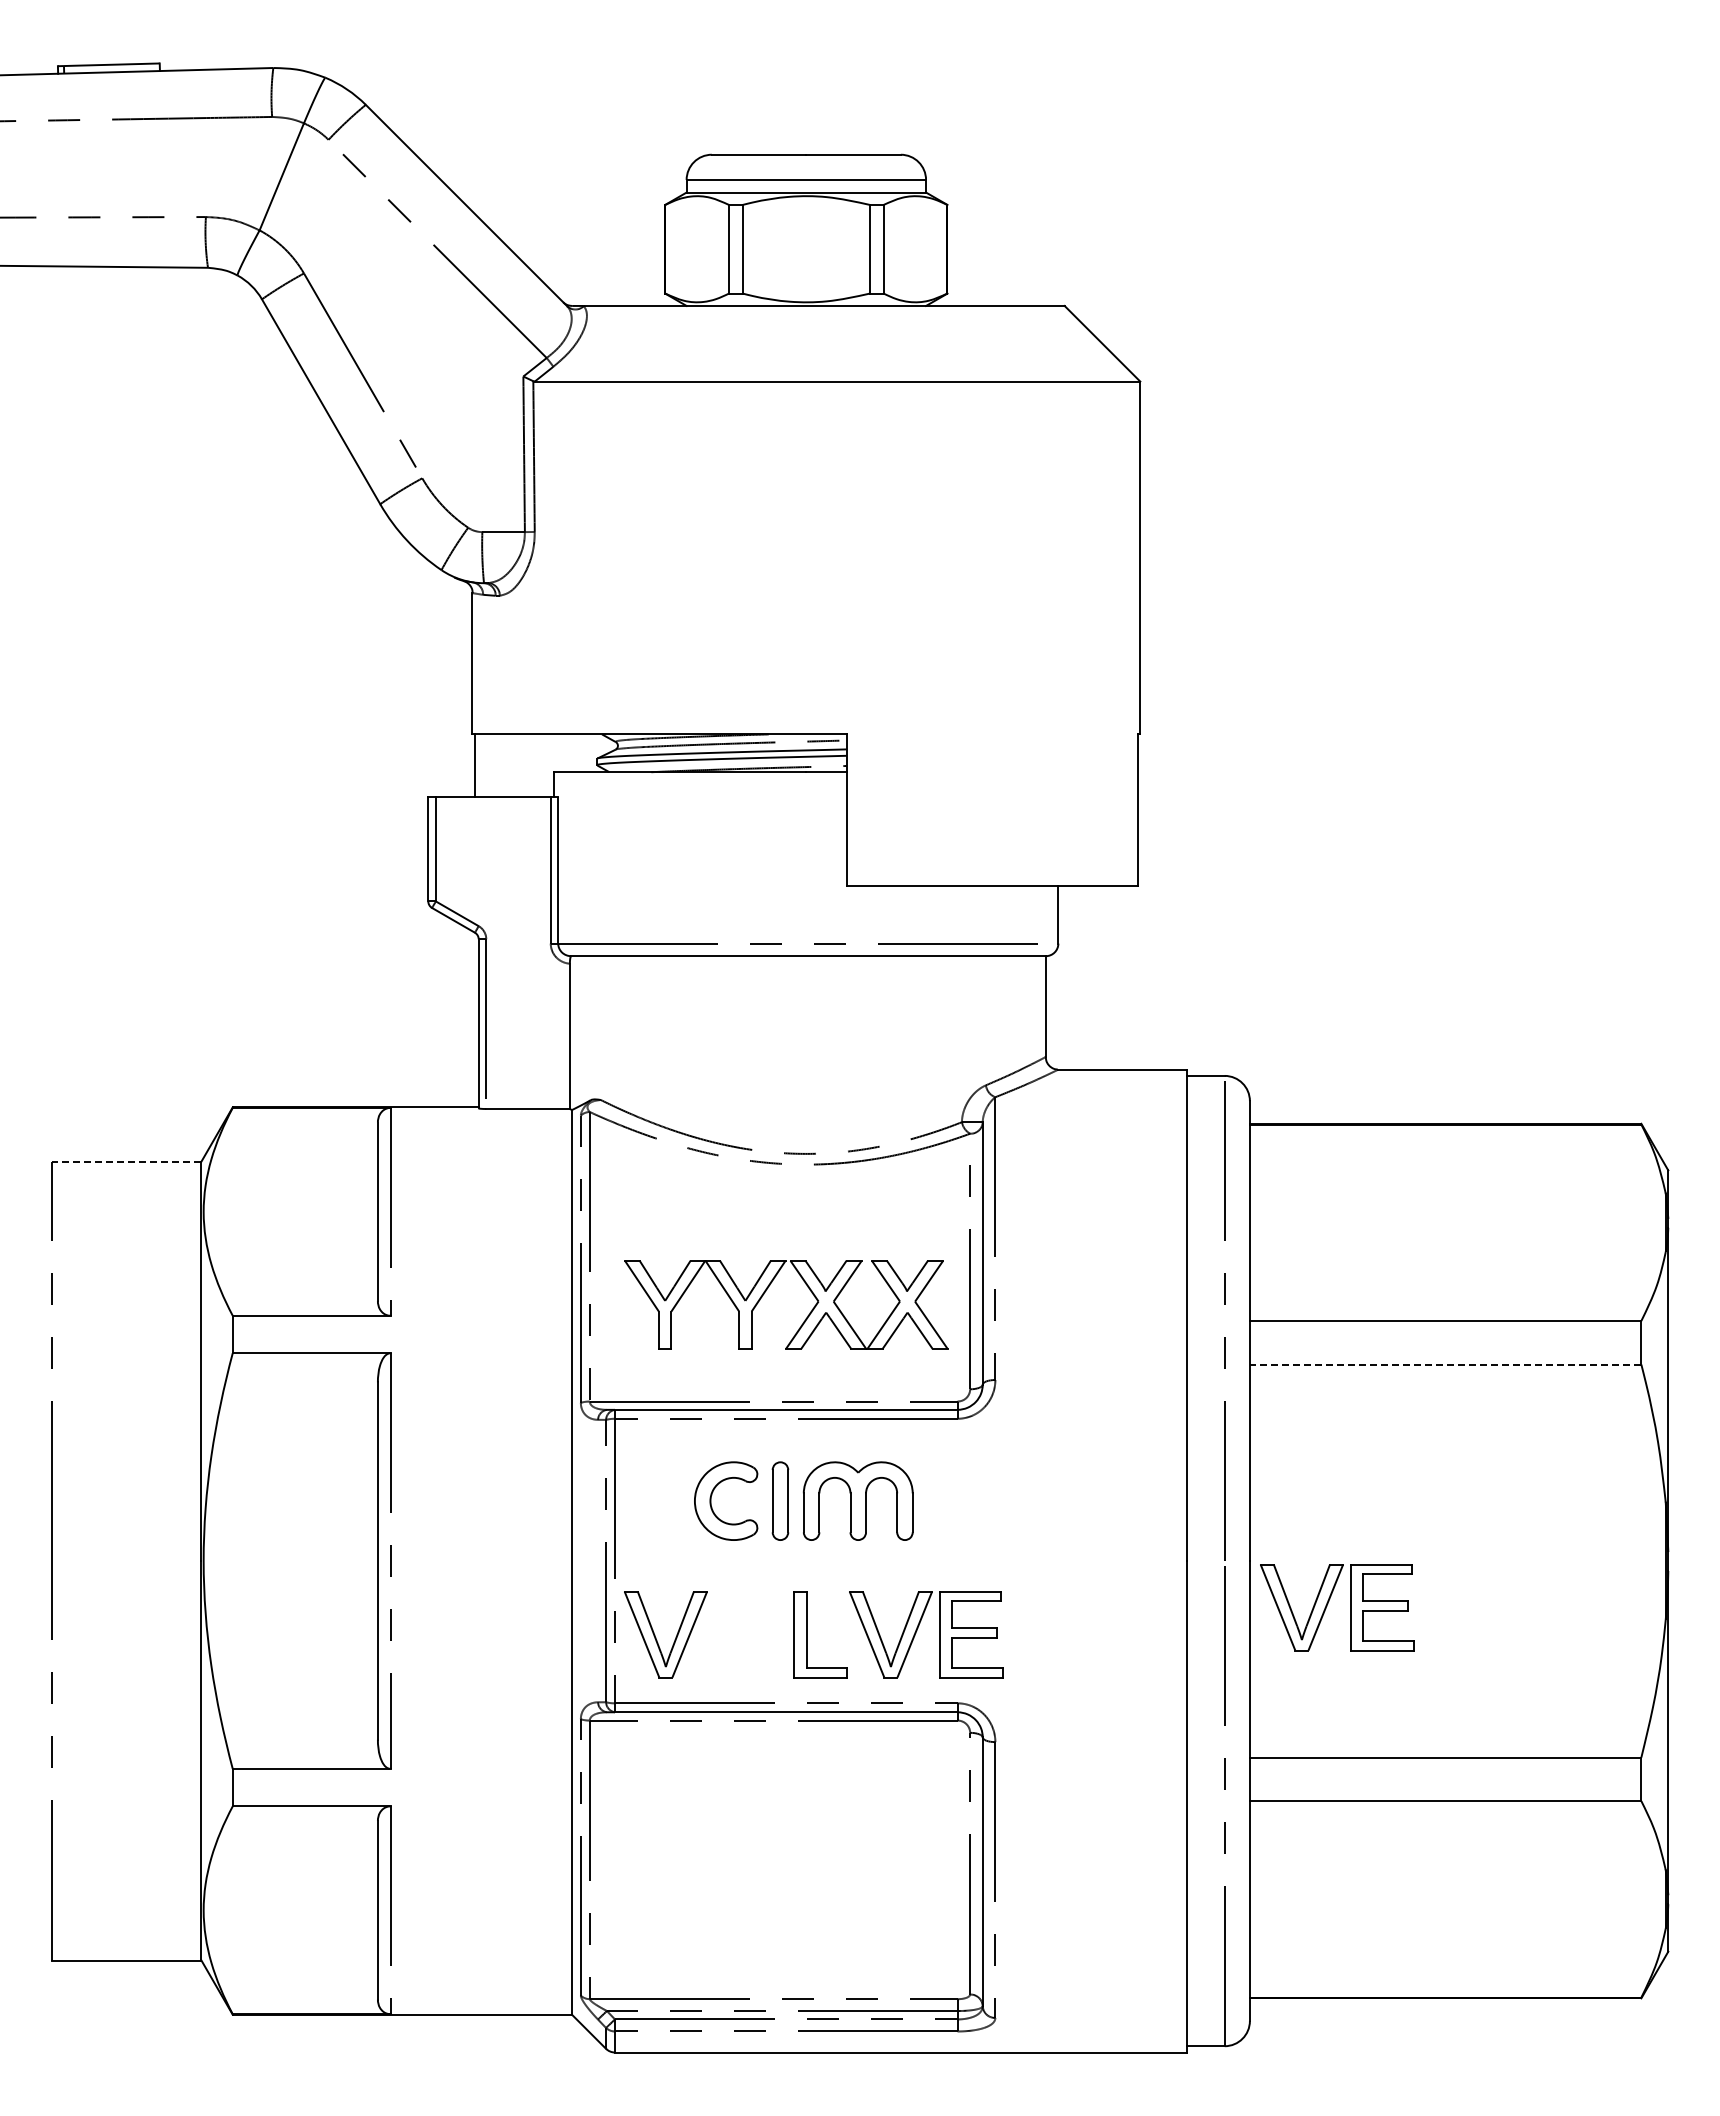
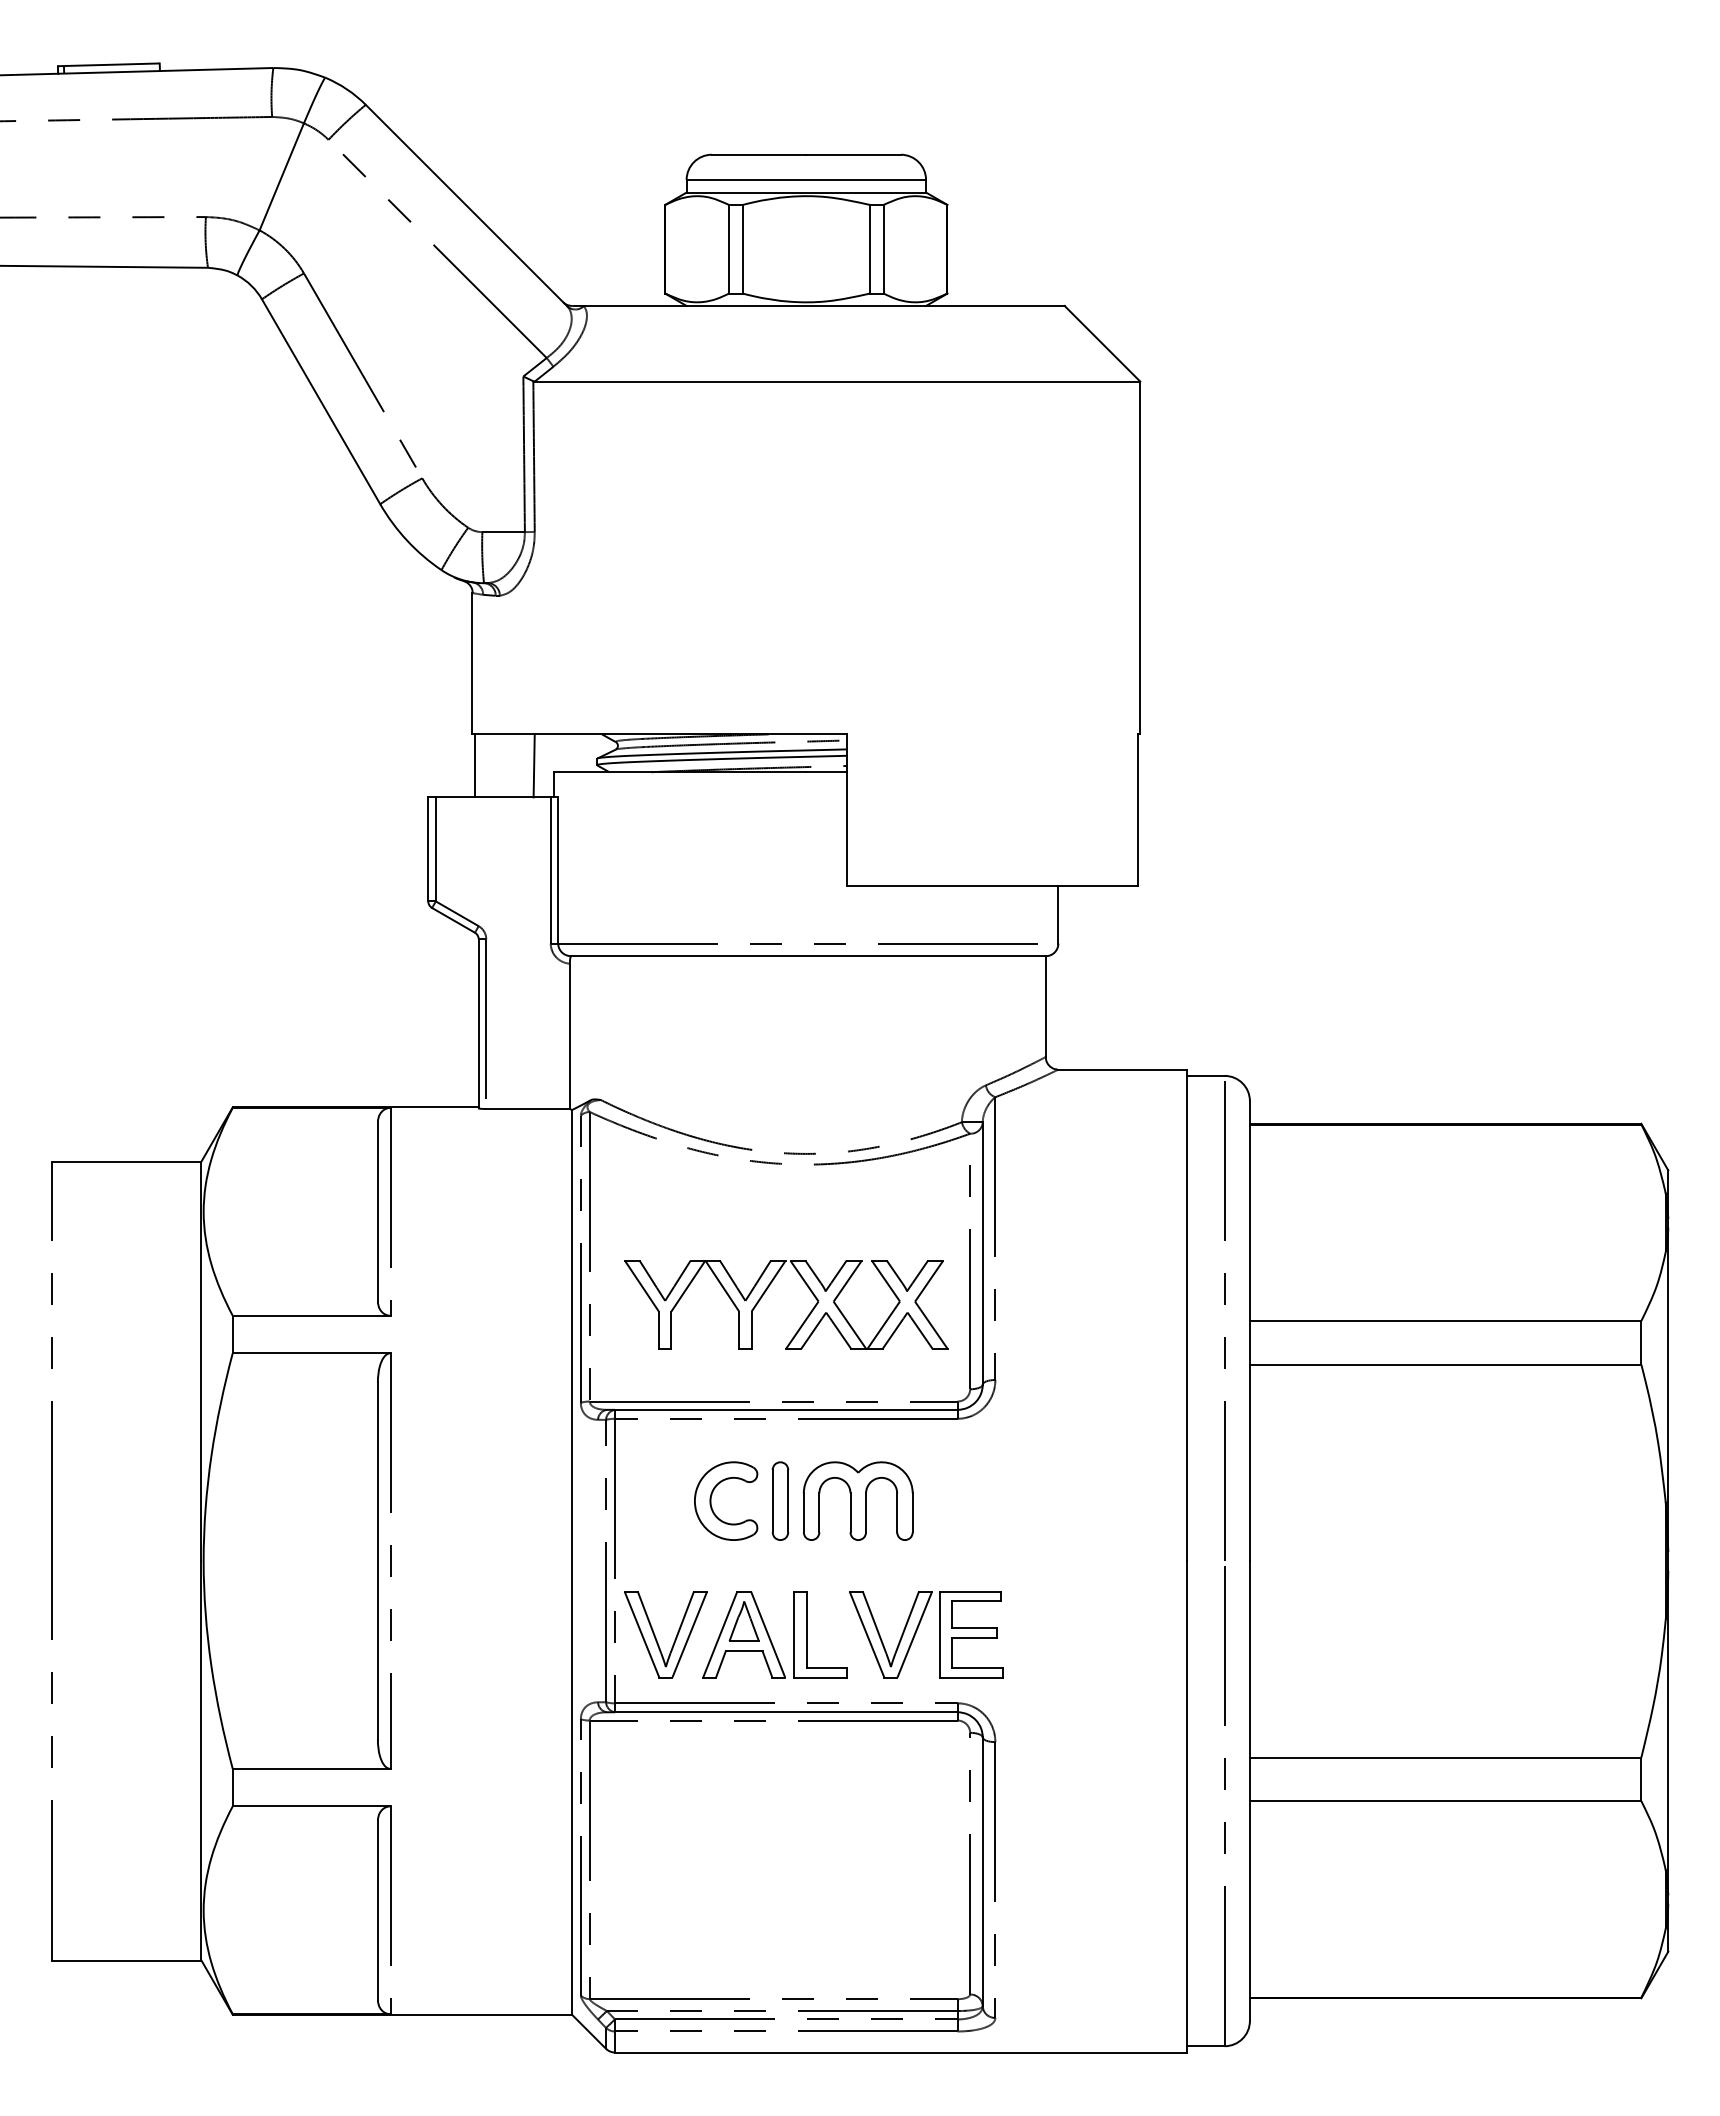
line: none -> present (533, 765)
line: dashed -> solid (126, 1161)
line: dashed -> solid (1445, 1364)
part: present -> none (1328, 1603)
part: none -> present (743, 1634)
